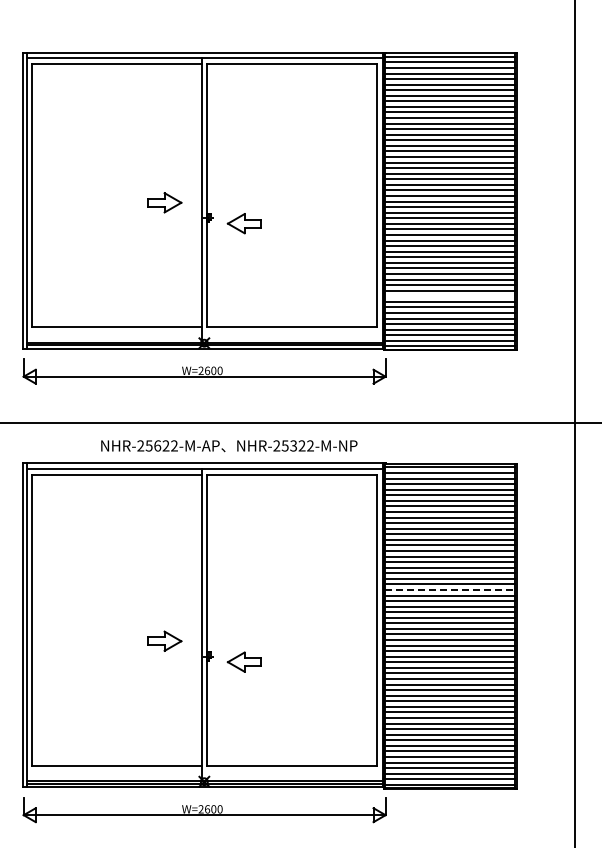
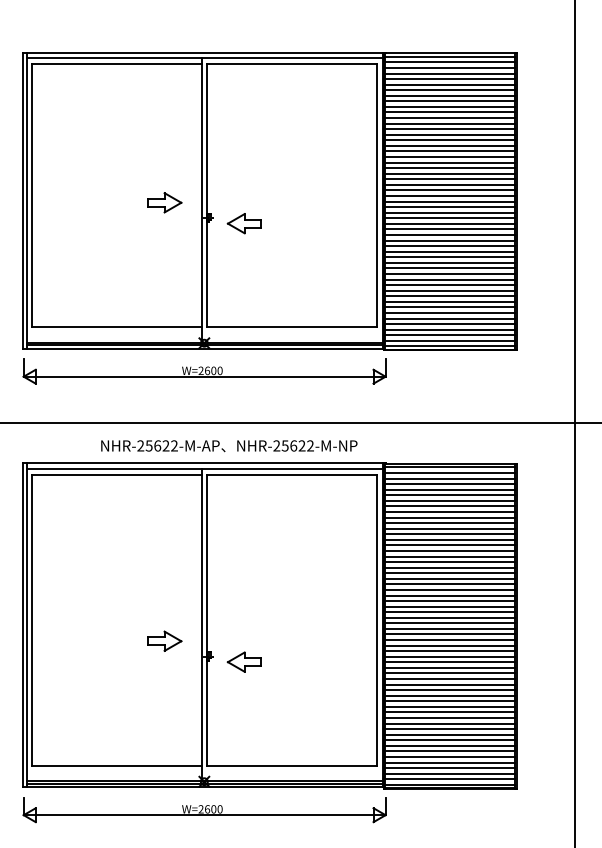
line: none -> present (449, 296)
text: NHR-25322-M-NP -> NHR-25622-M-NP (293, 445)
line: dashed -> solid (450, 589)
